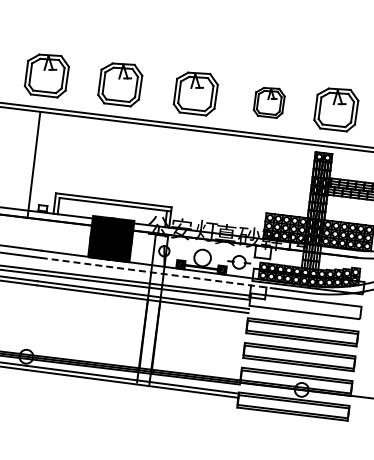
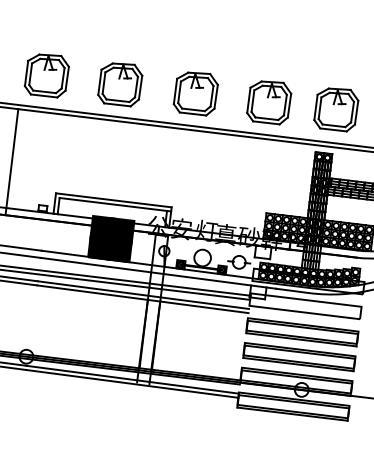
part size: 34x32 px -> 47x46 px (269, 102)
line position: (33, 165) -> (11, 162) (11, 162)
line: dashed -> solid (158, 273)
